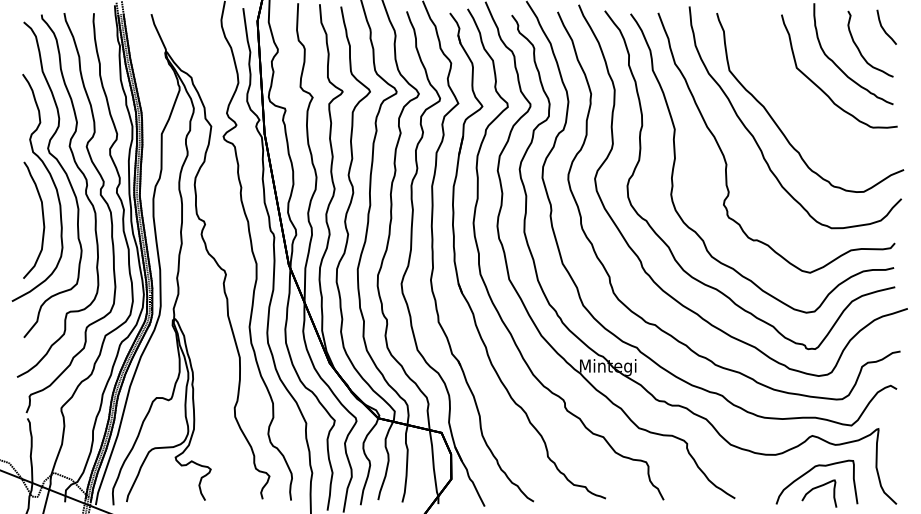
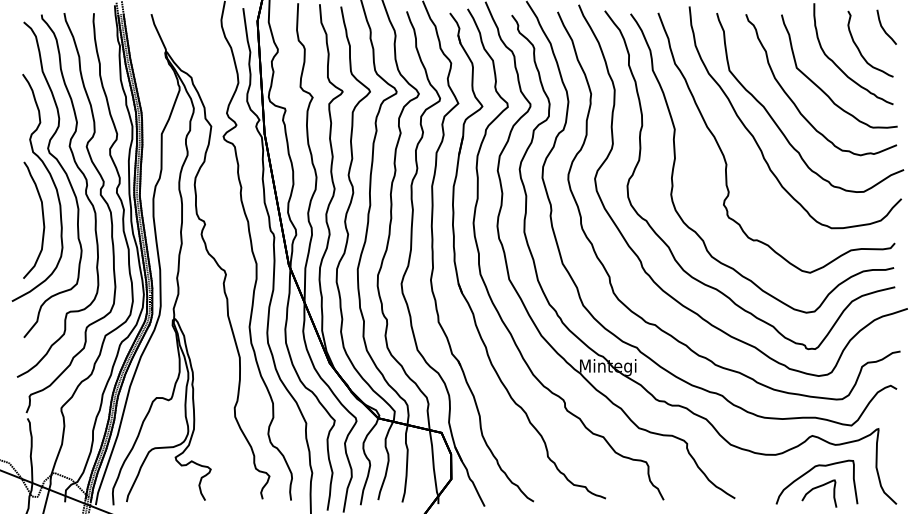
curve: none -> present (795, 103)
